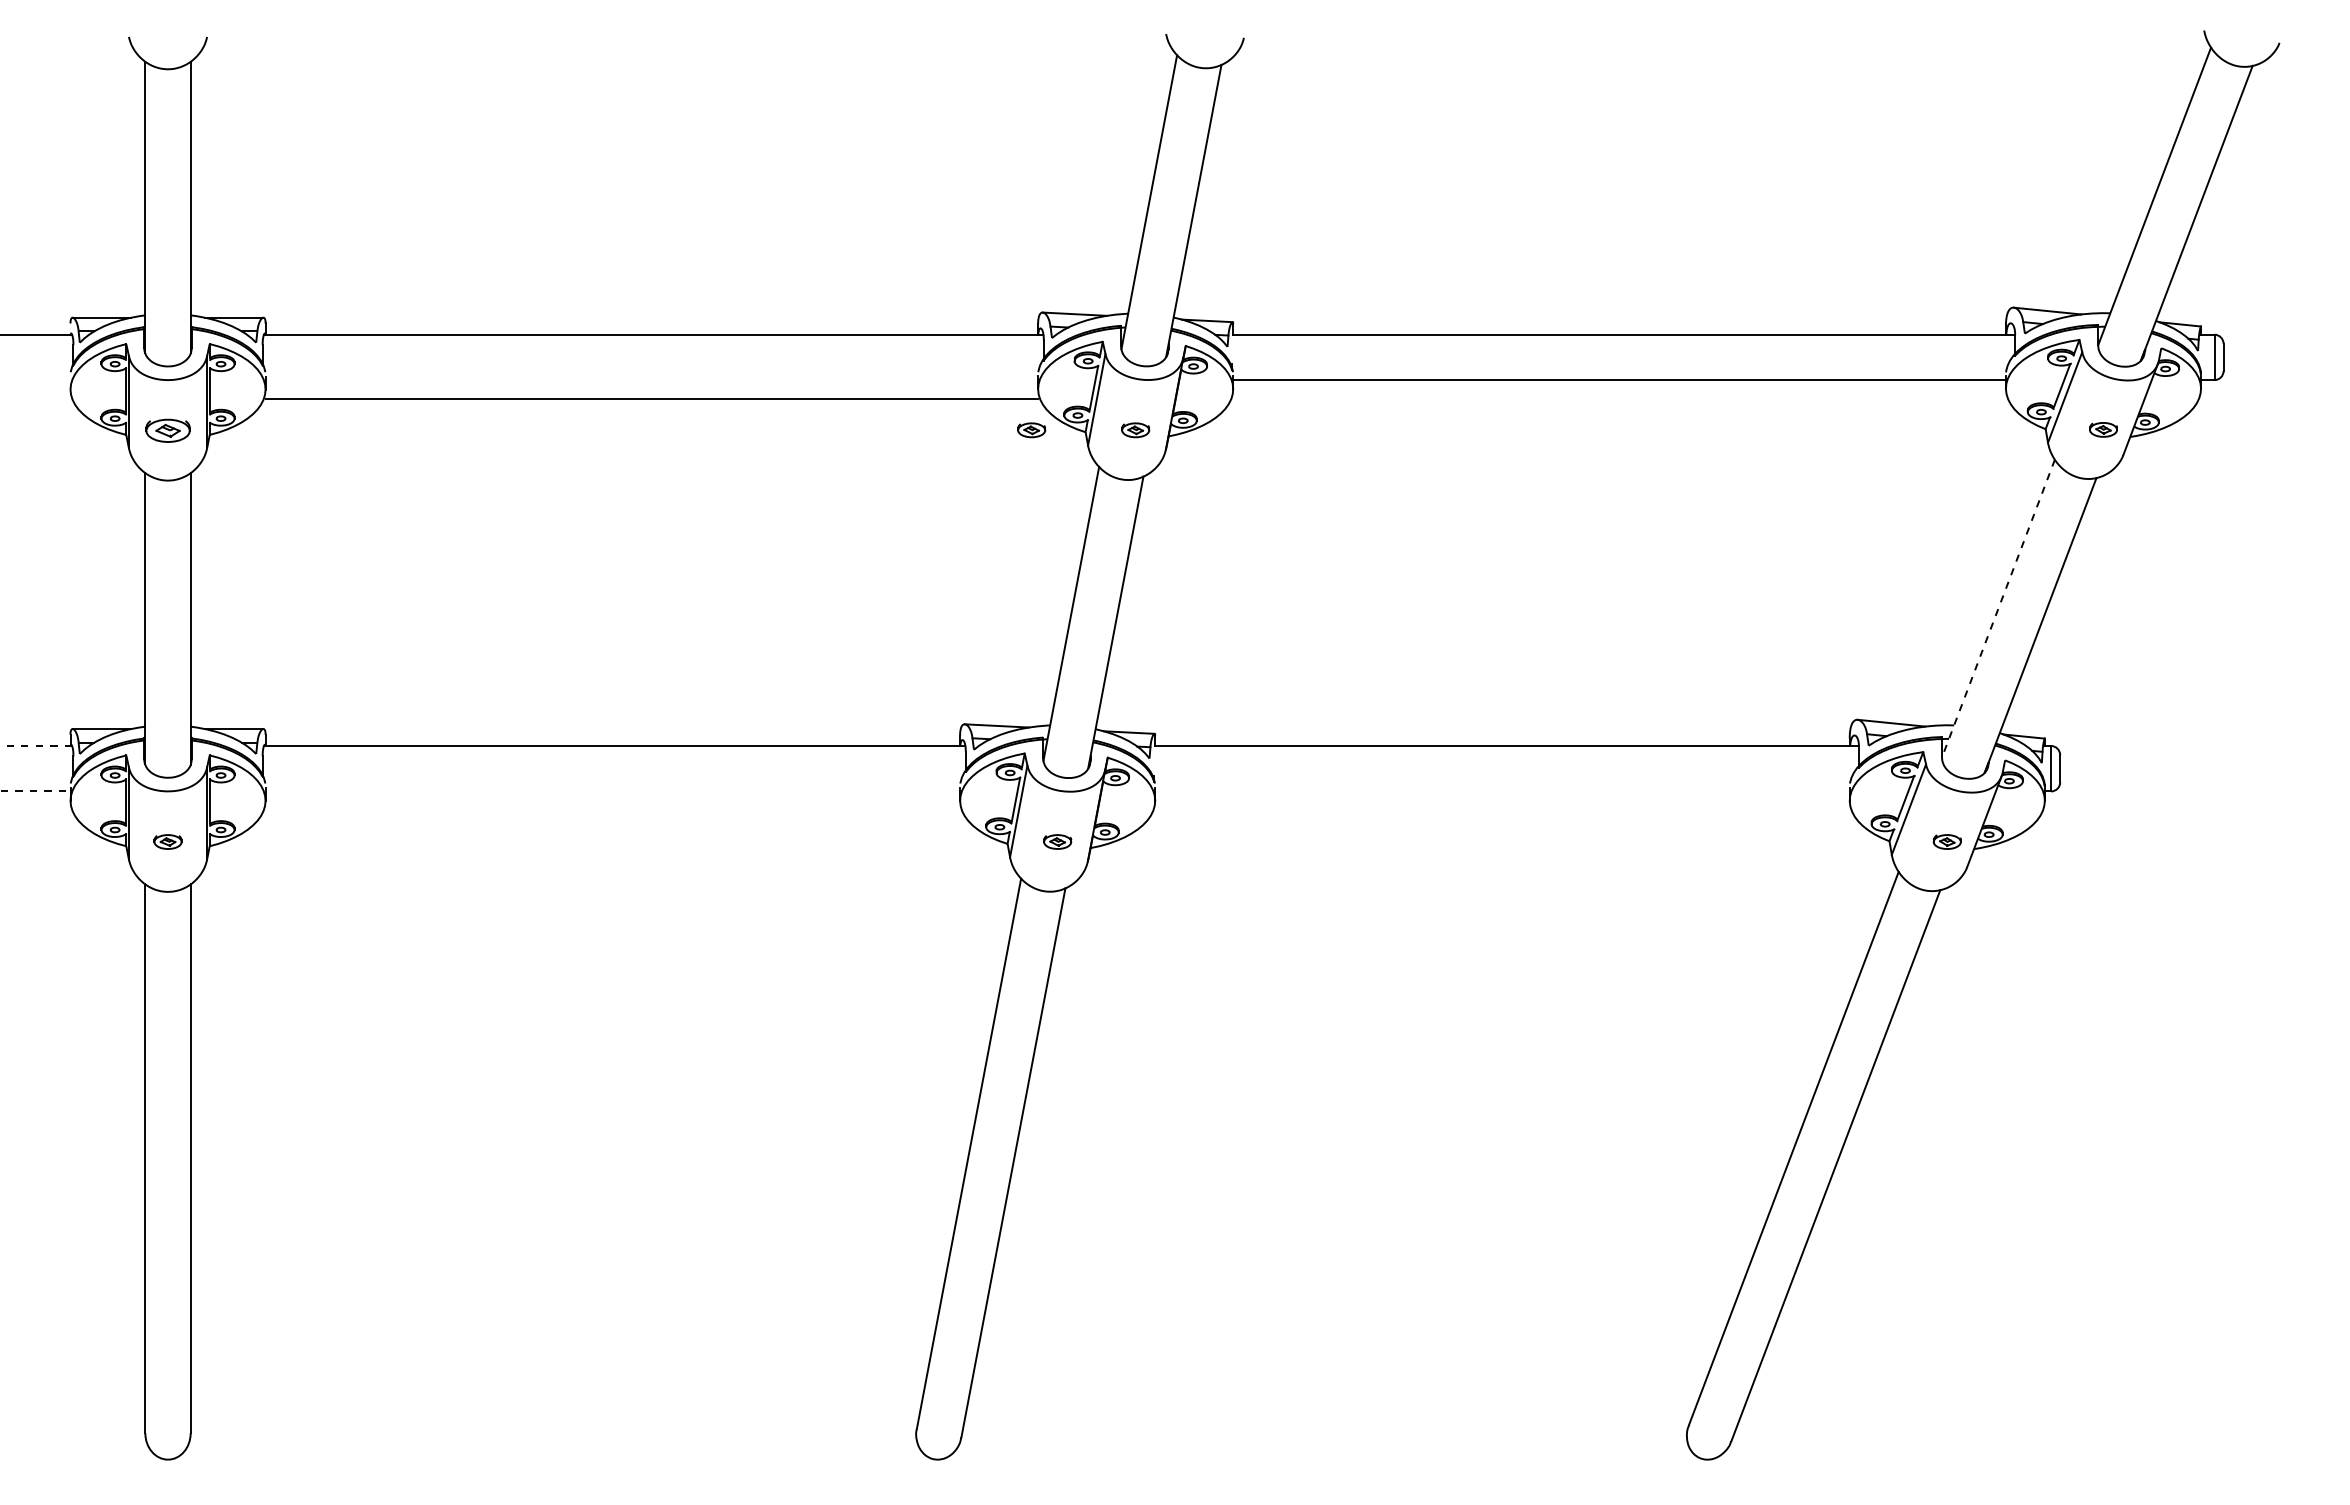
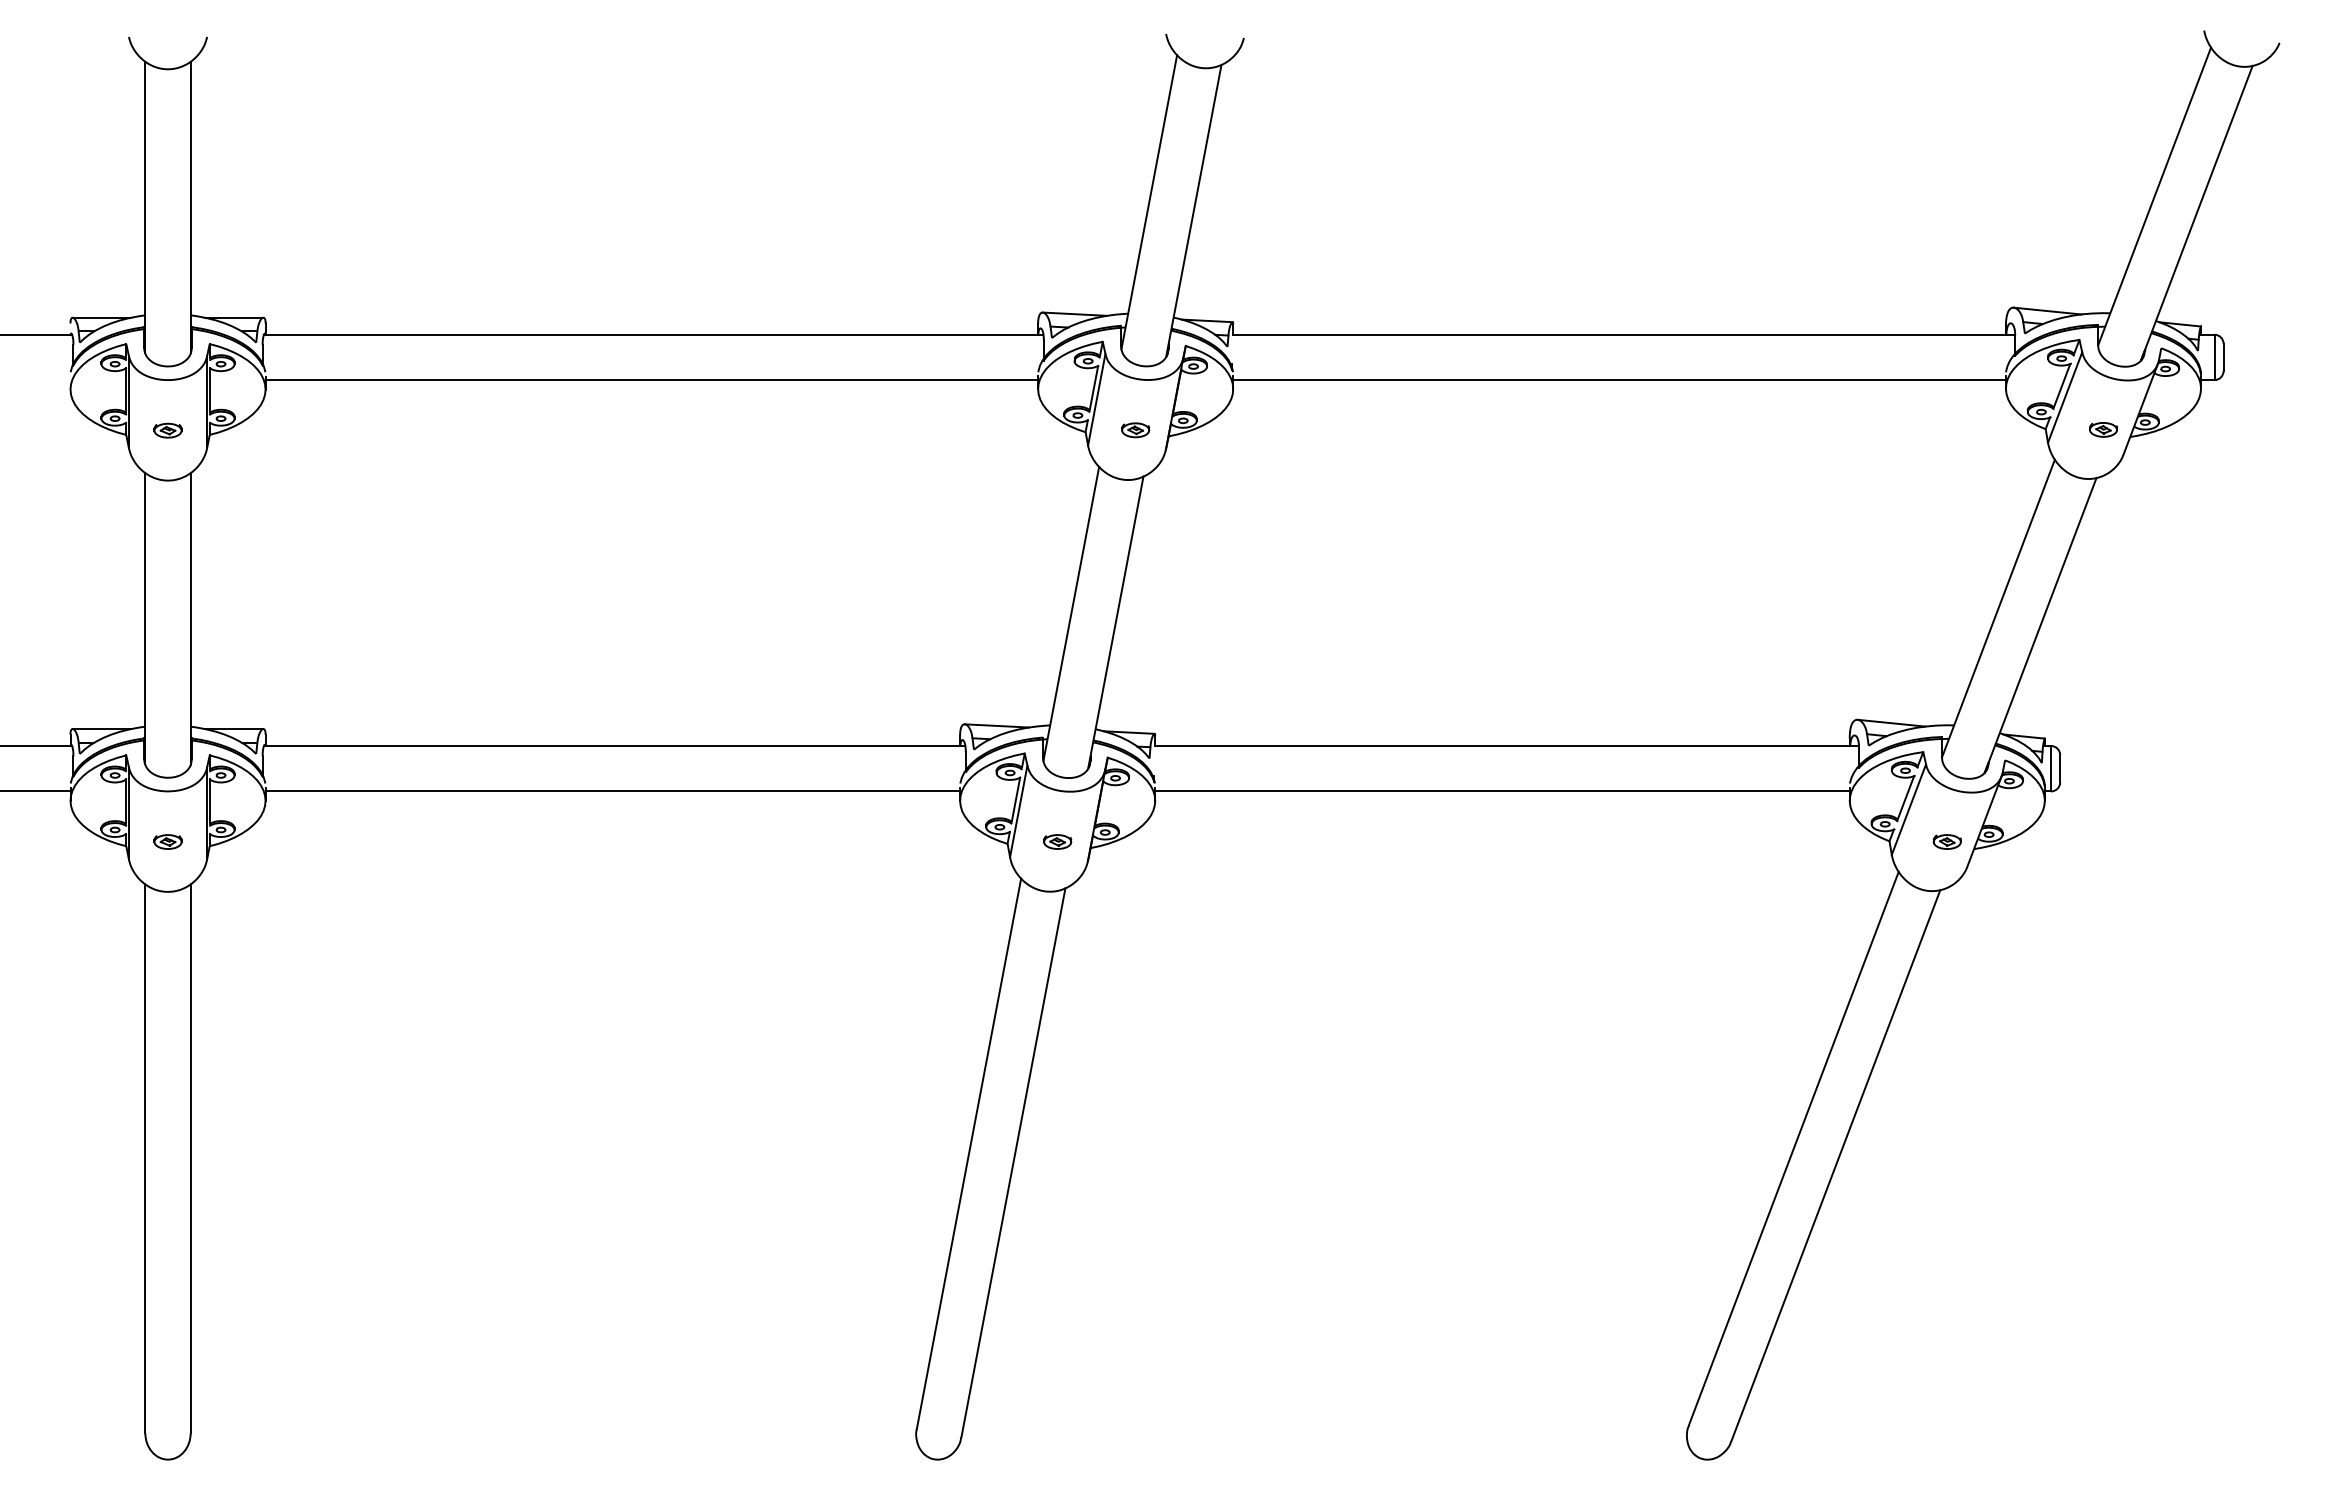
line position: (651, 399) -> (651, 380) (651, 380)
part size: 46x25 px -> 30x17 px (167, 430)
part: present -> none (1031, 430)
line: dashed -> solid (1998, 609)
line: dashed -> solid (36, 746)
line: dashed -> solid (35, 791)
line: none -> present (612, 791)
line: none -> present (1502, 791)
